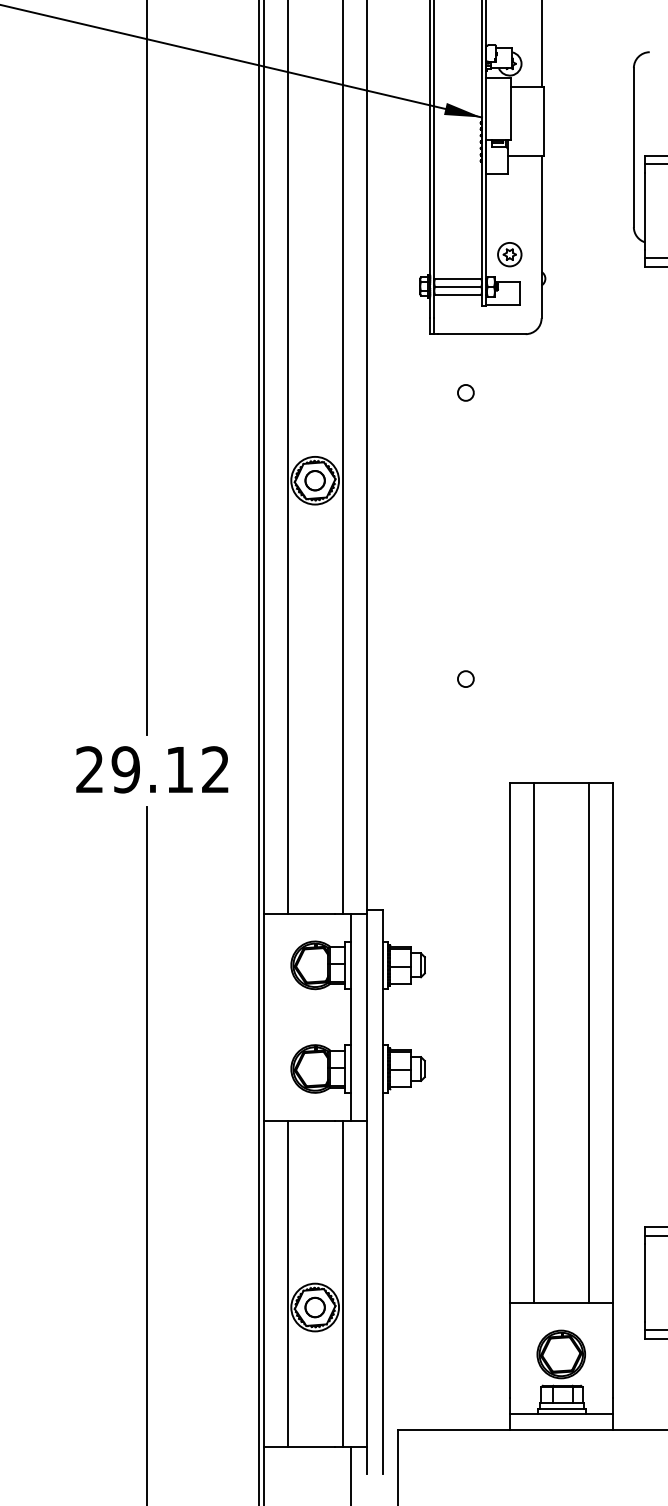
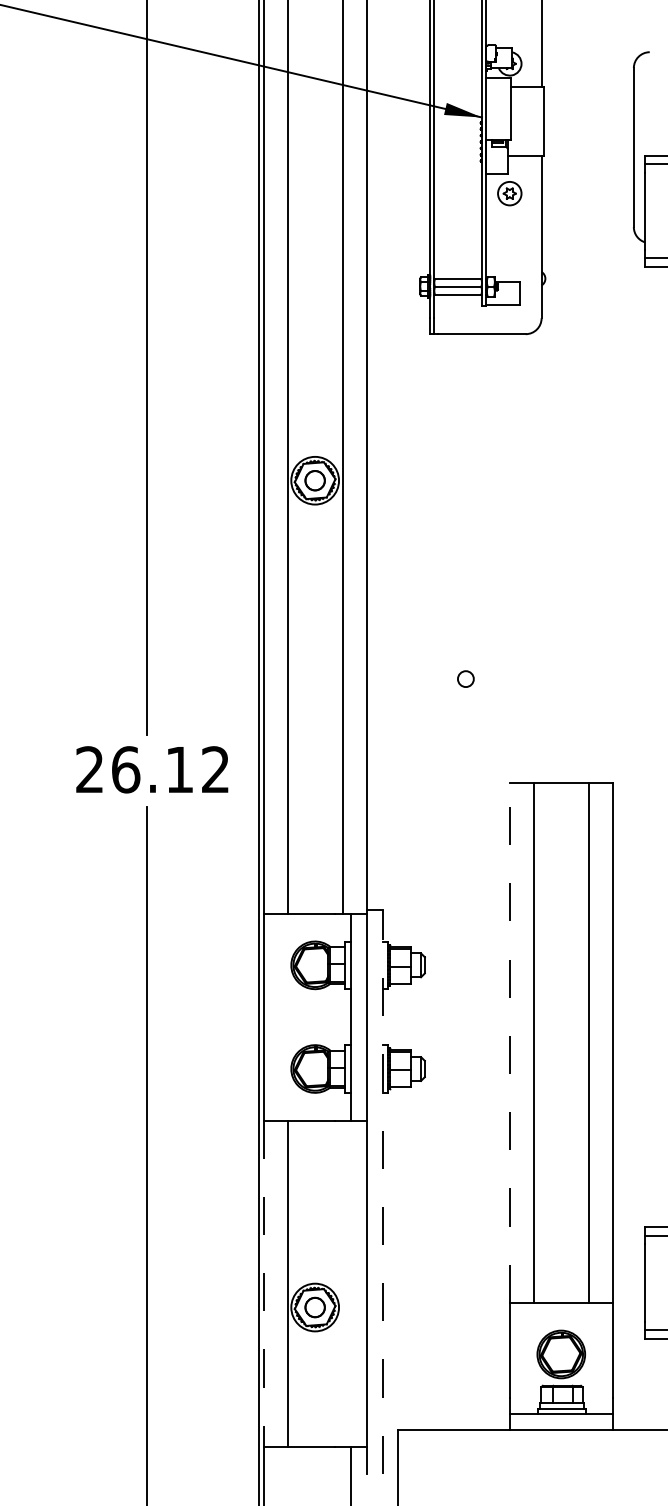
part position: (509, 254) -> (509, 193) (509, 193)
circle: present -> none (465, 392)
text: 29.12 -> 26.12 (125, 769)
line: solid -> dashed (509, 1042)
line: solid -> dashed (382, 1192)
line: present -> none (342, 1283)
line: solid -> dashed (263, 1284)
